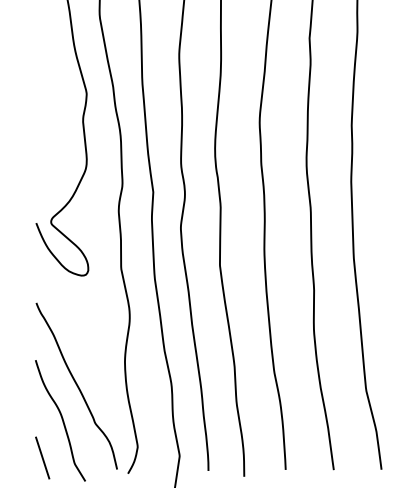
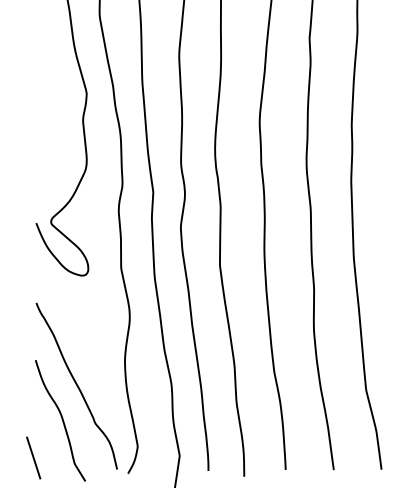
line position: (42, 457) -> (33, 457) (33, 457)
